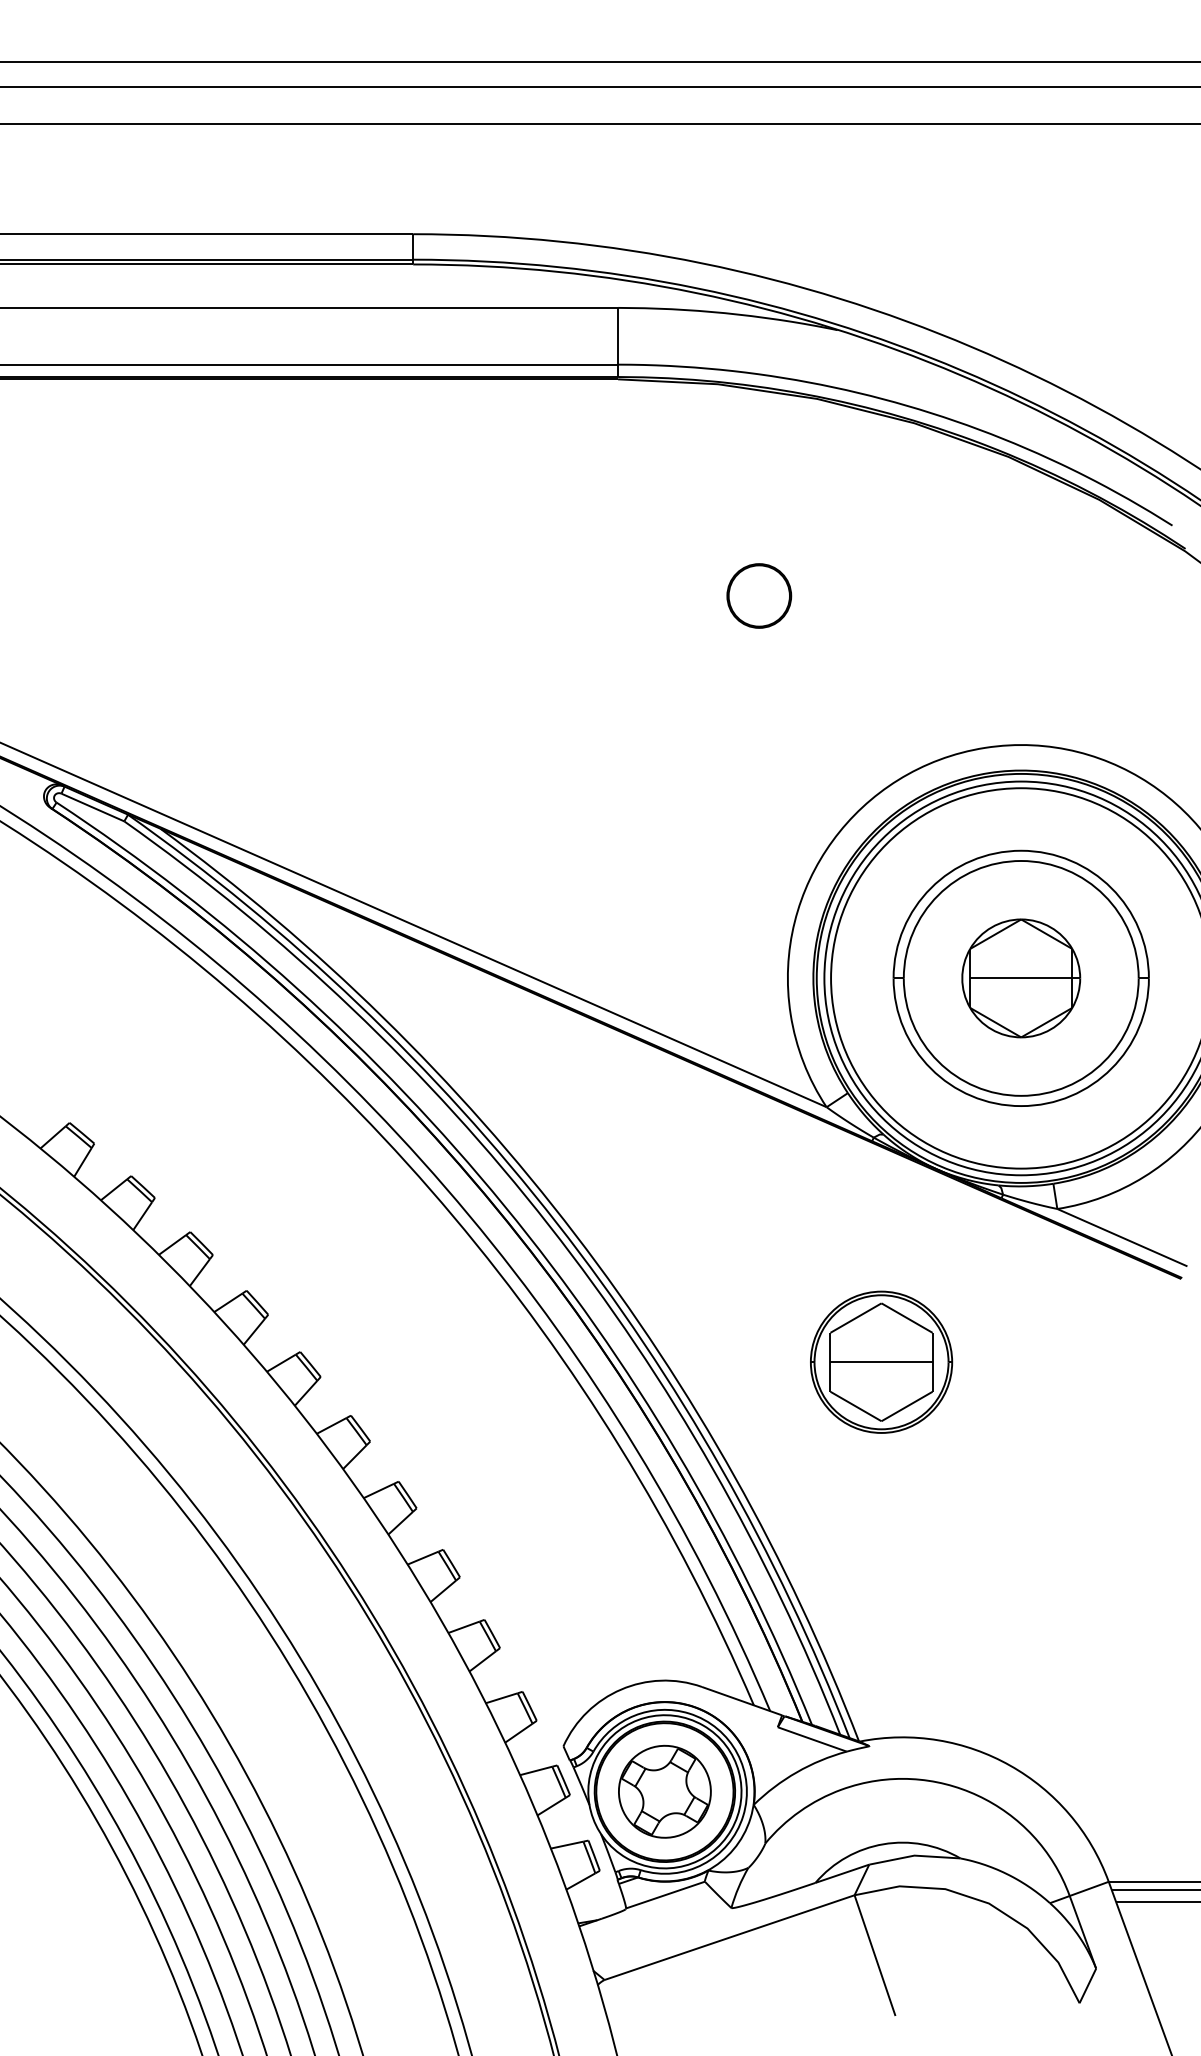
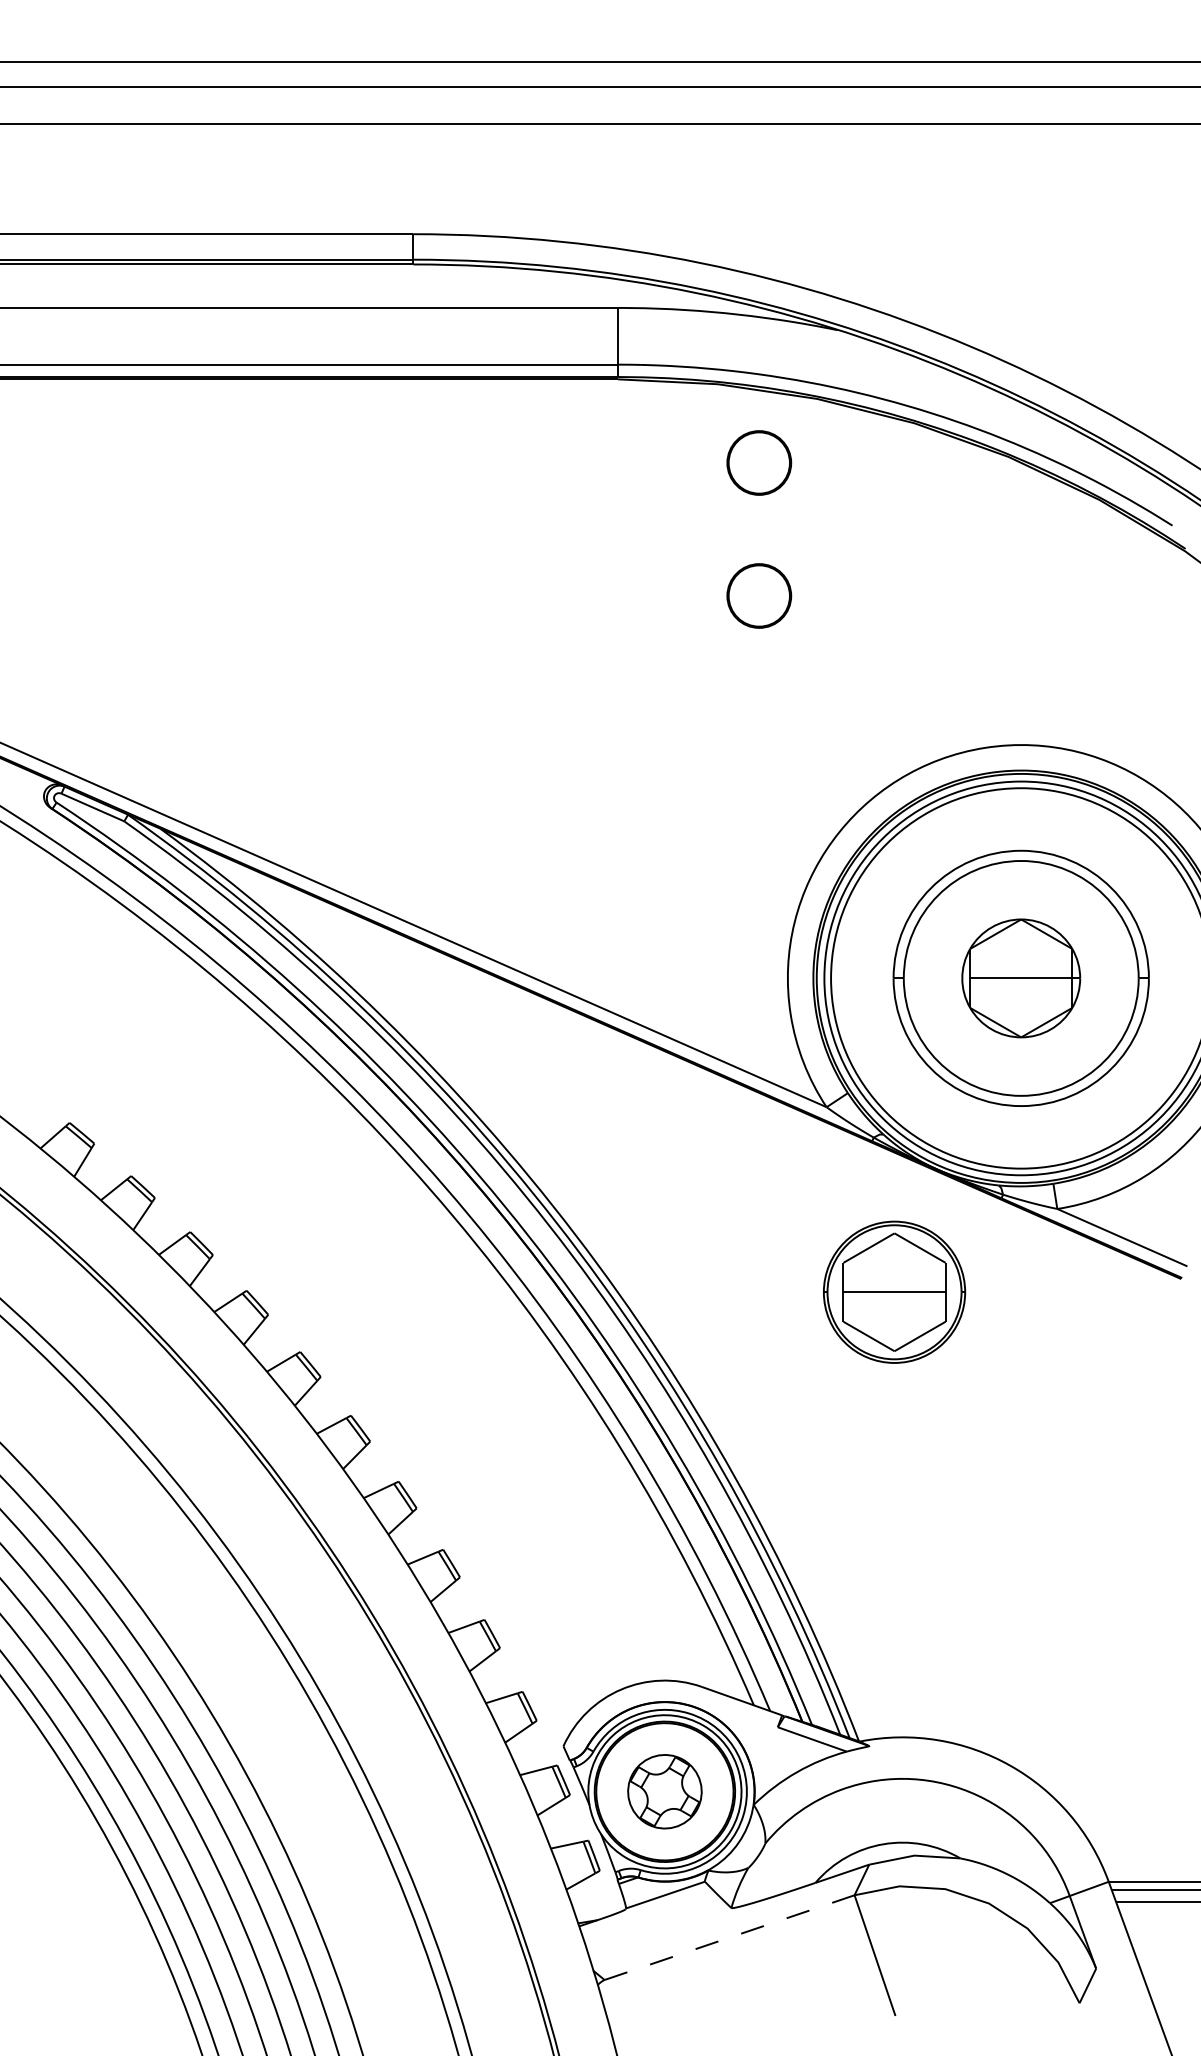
part: none -> present (759, 462)
part position: (881, 1361) -> (894, 1291) (894, 1291)
part size: 94x95 px -> 76x76 px (664, 1791)
line: solid -> dashed (729, 1937)
